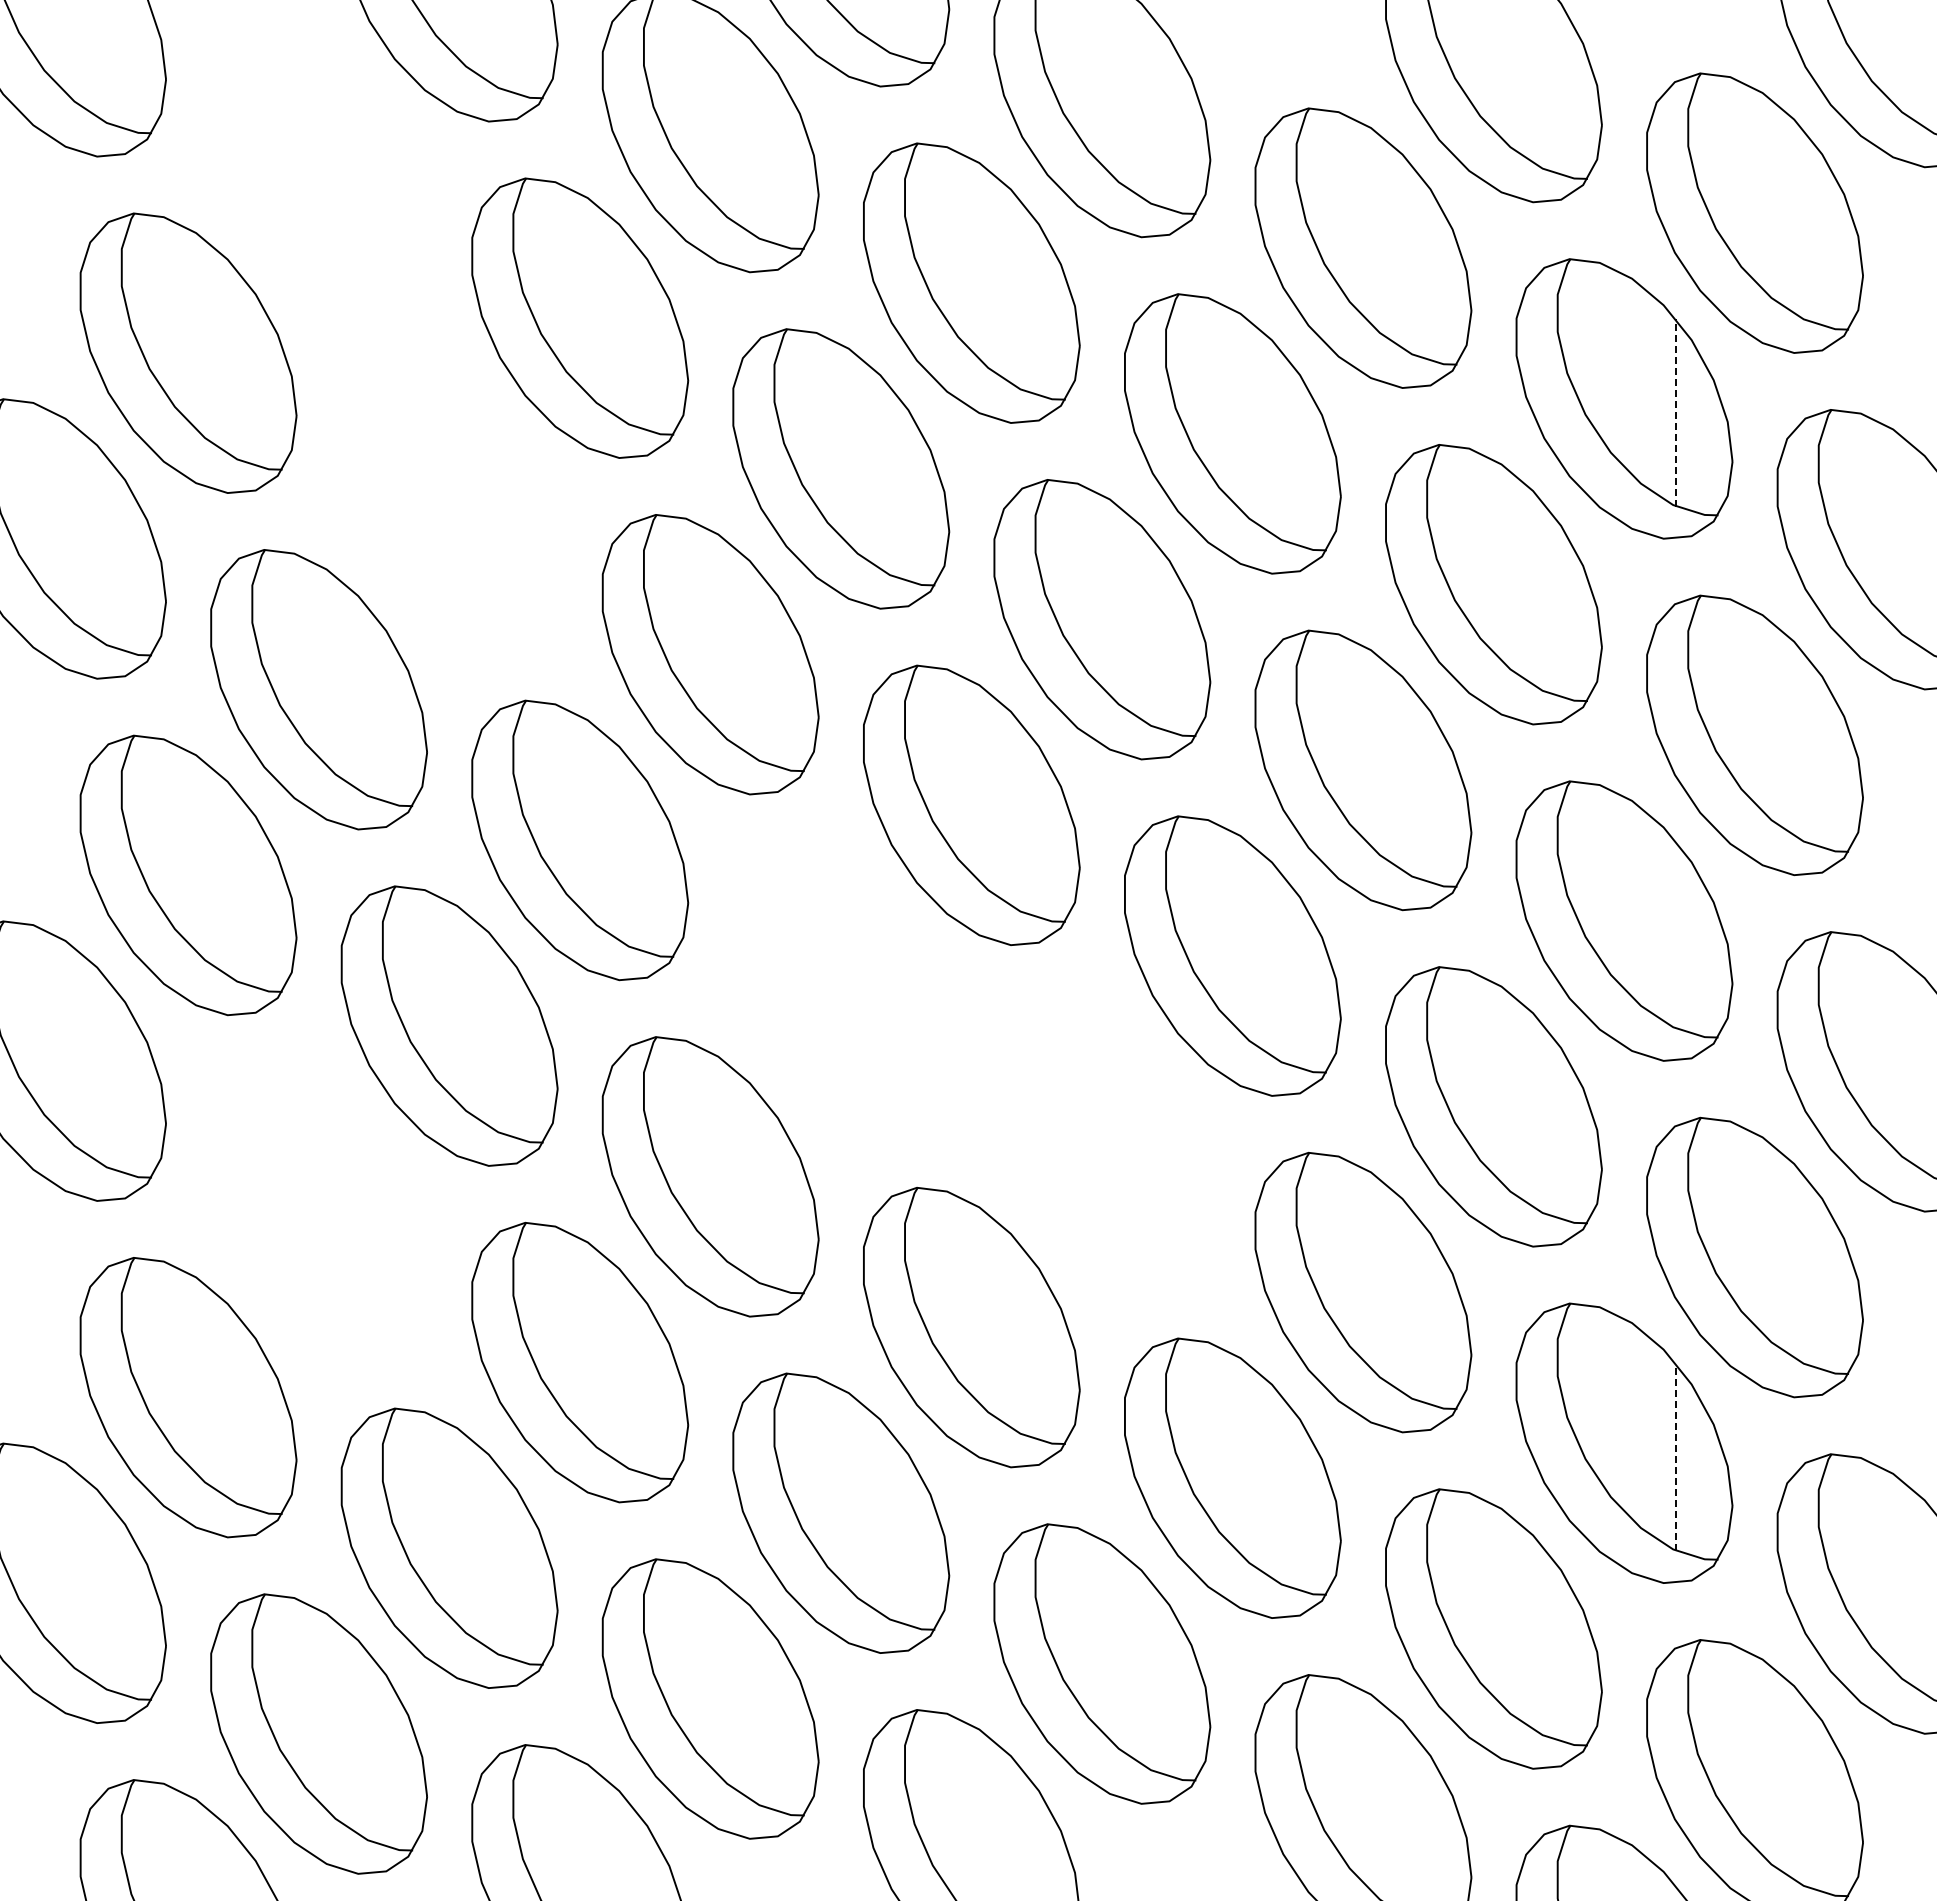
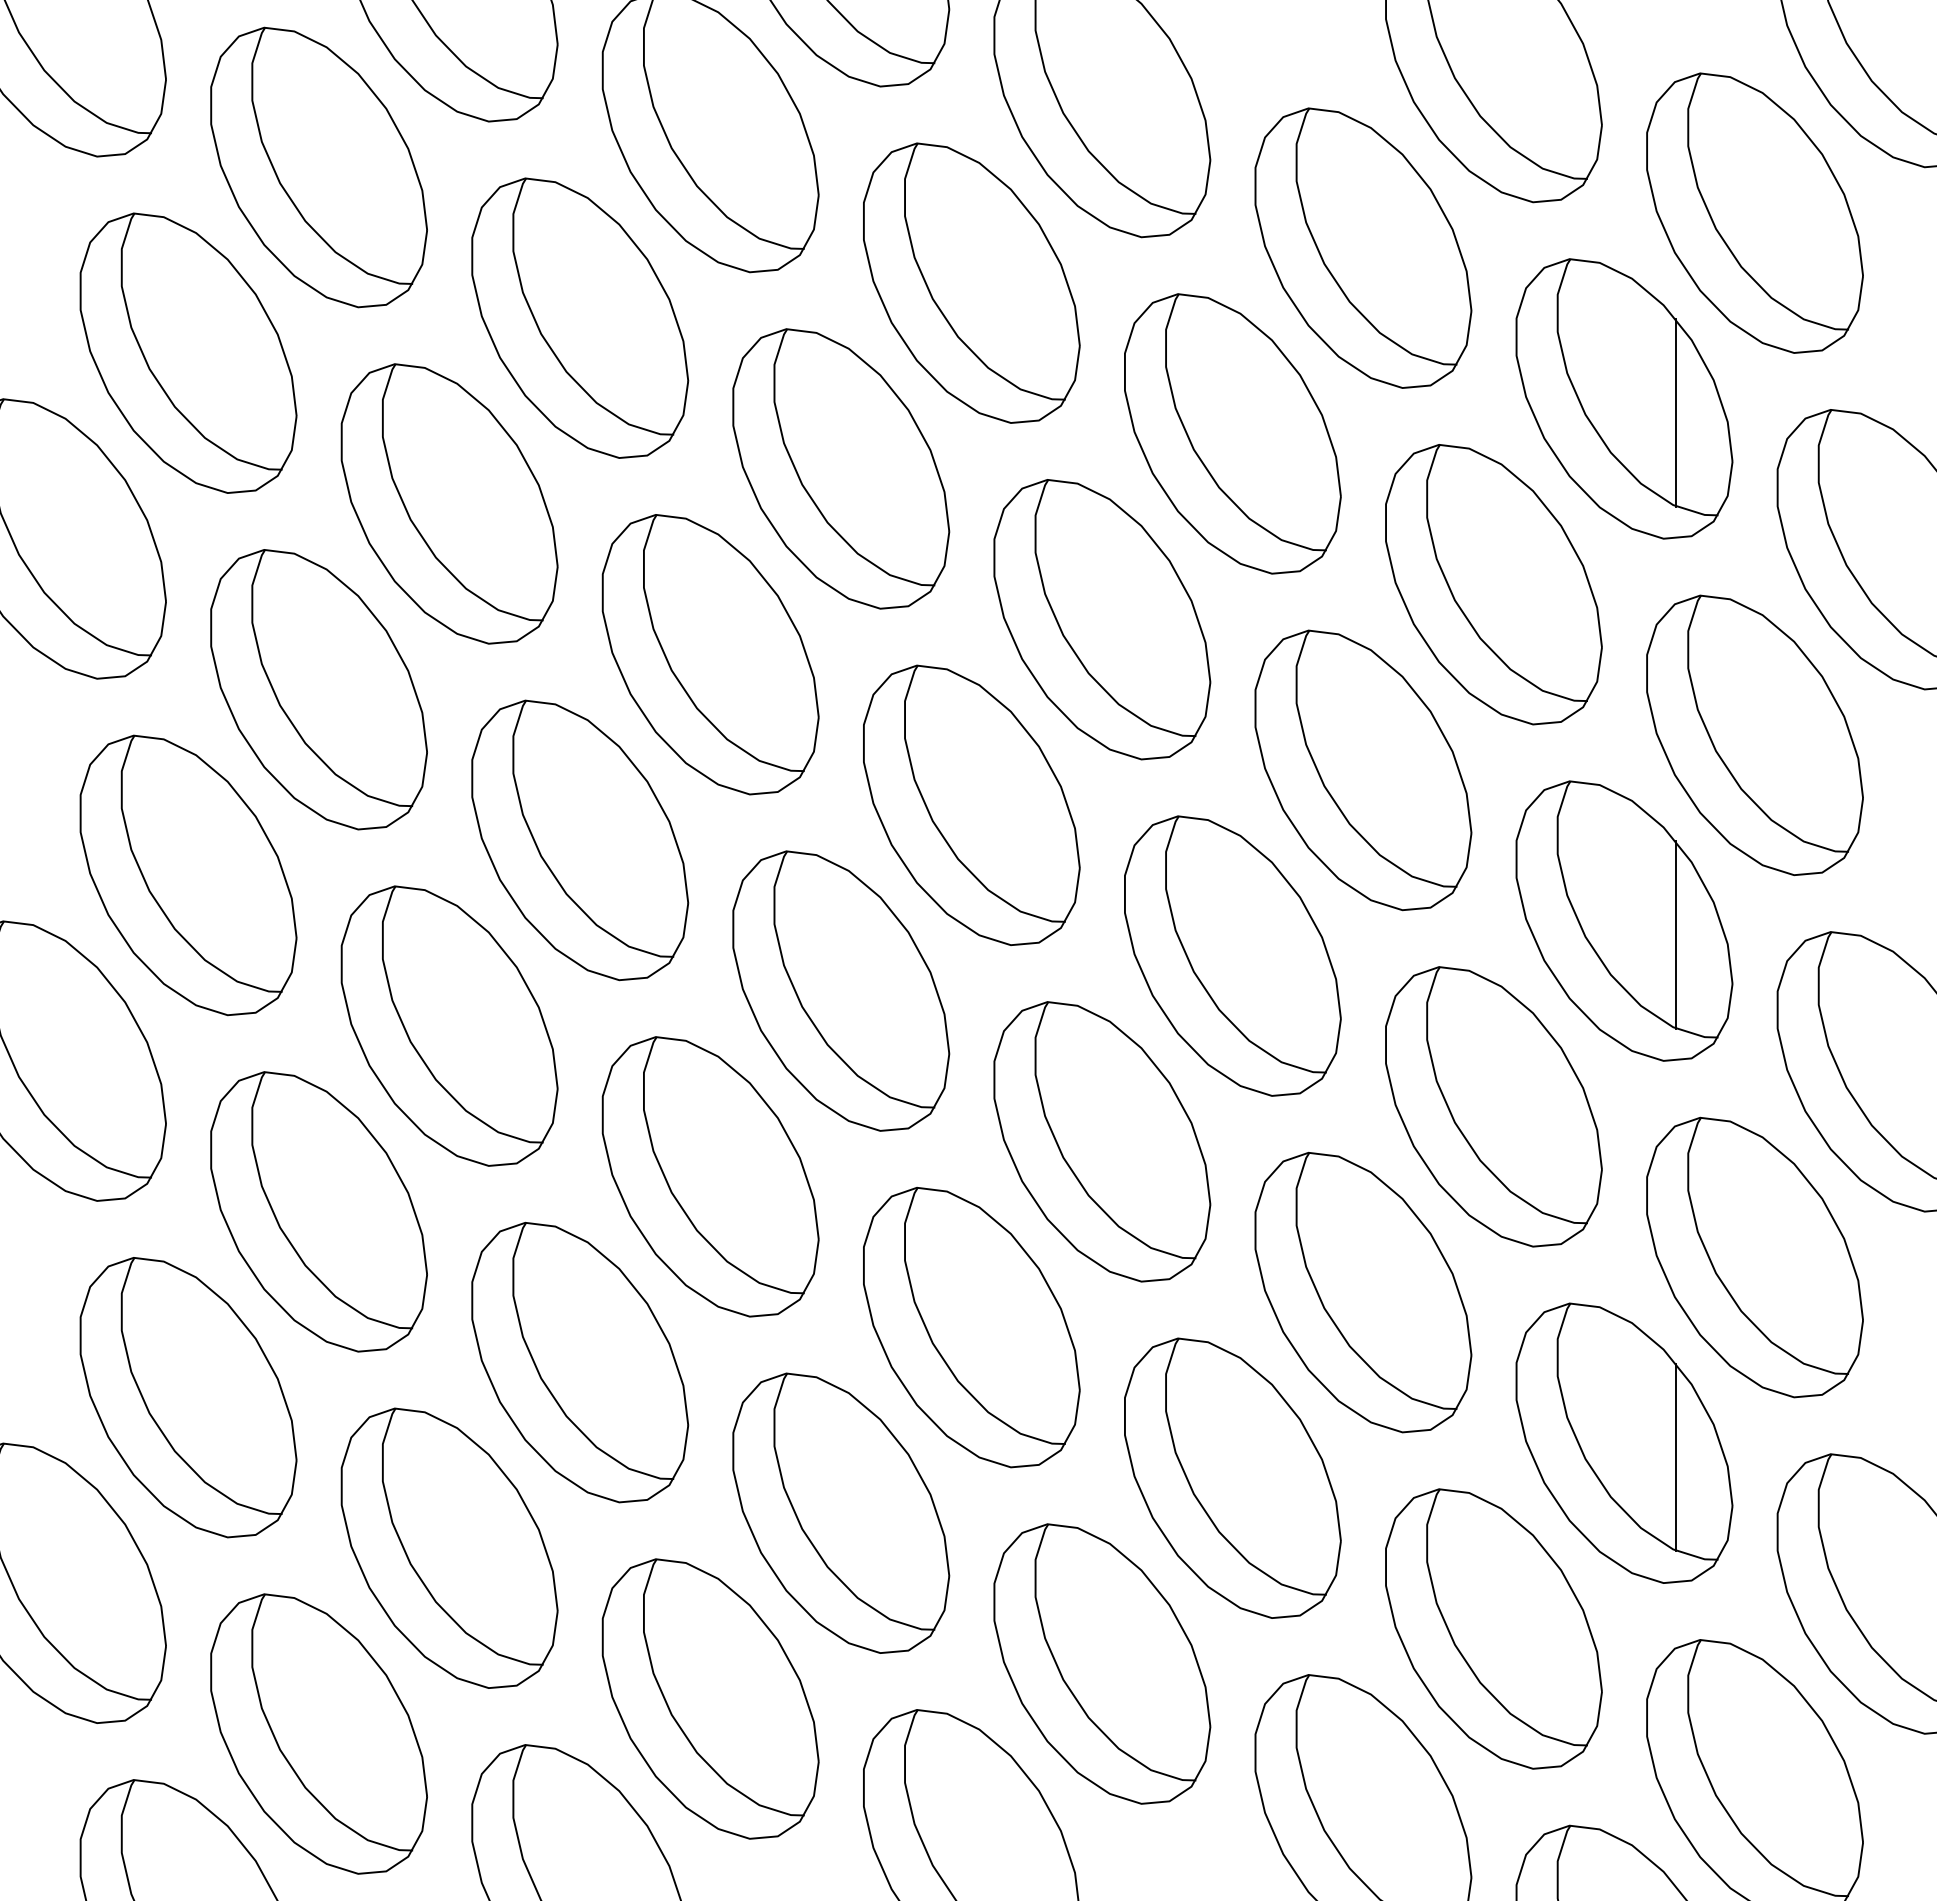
part: none -> present (318, 167)
line: dashed -> solid (1676, 412)
part: none -> present (449, 503)
line: none -> present (1676, 934)
part: none -> present (841, 990)
part: none -> present (1102, 1141)
part: none -> present (318, 1211)
line: dashed -> solid (1676, 1457)
